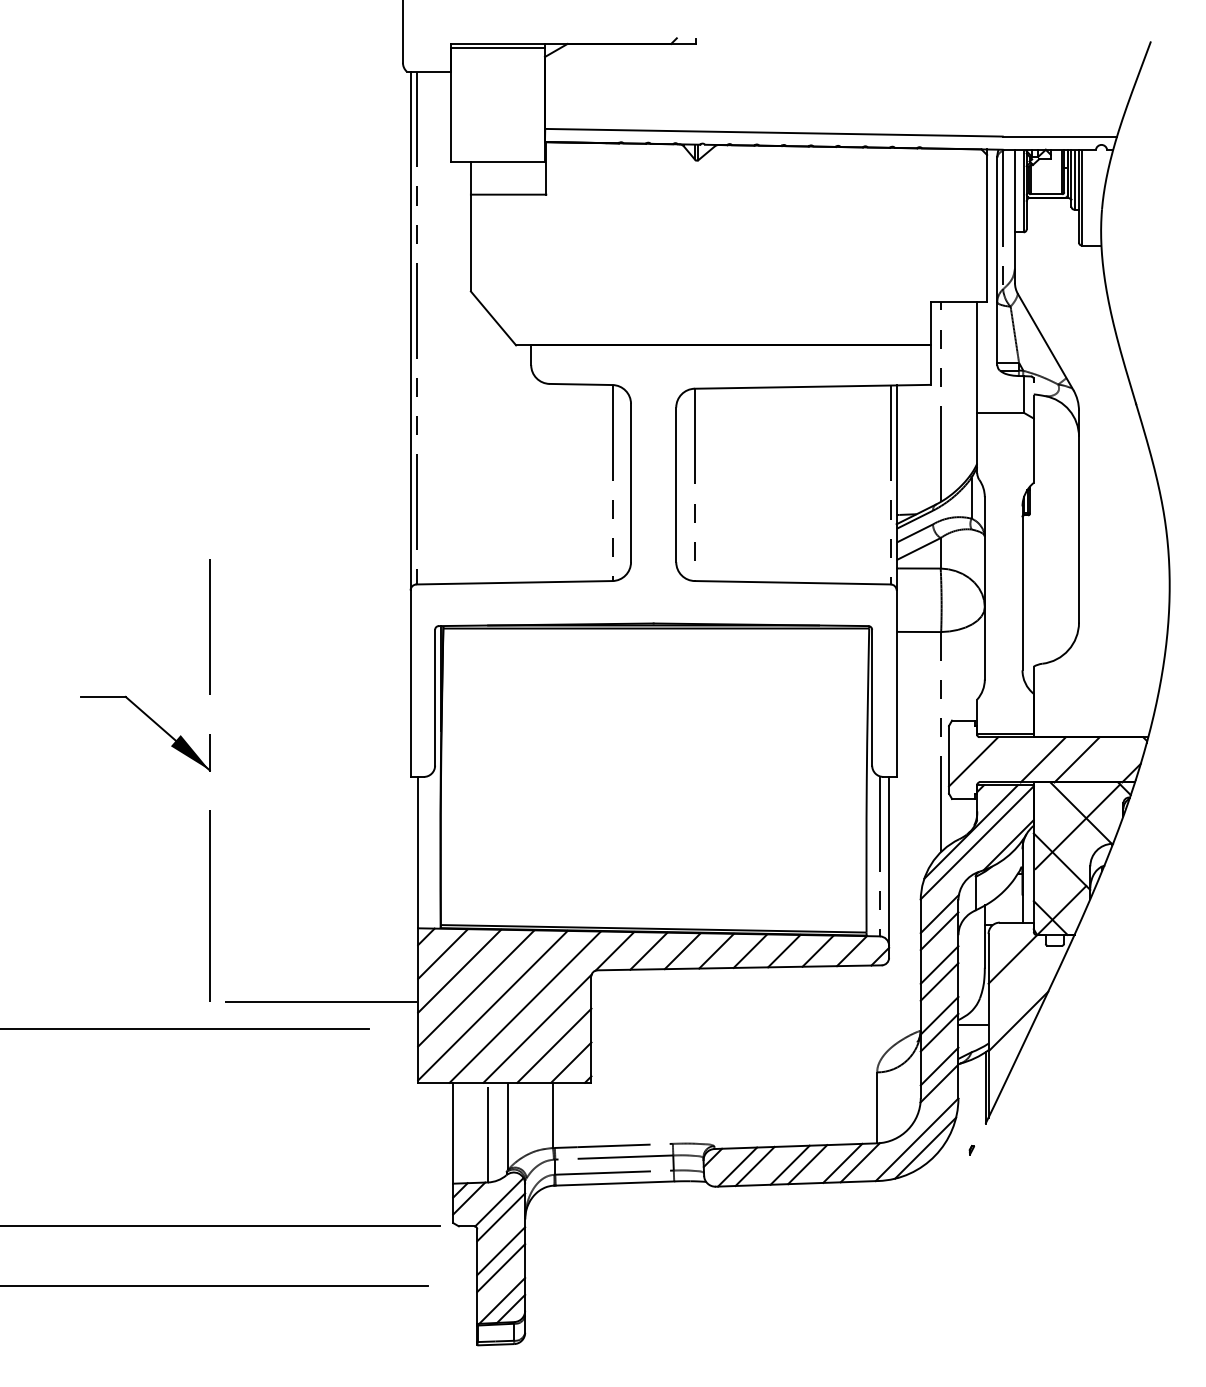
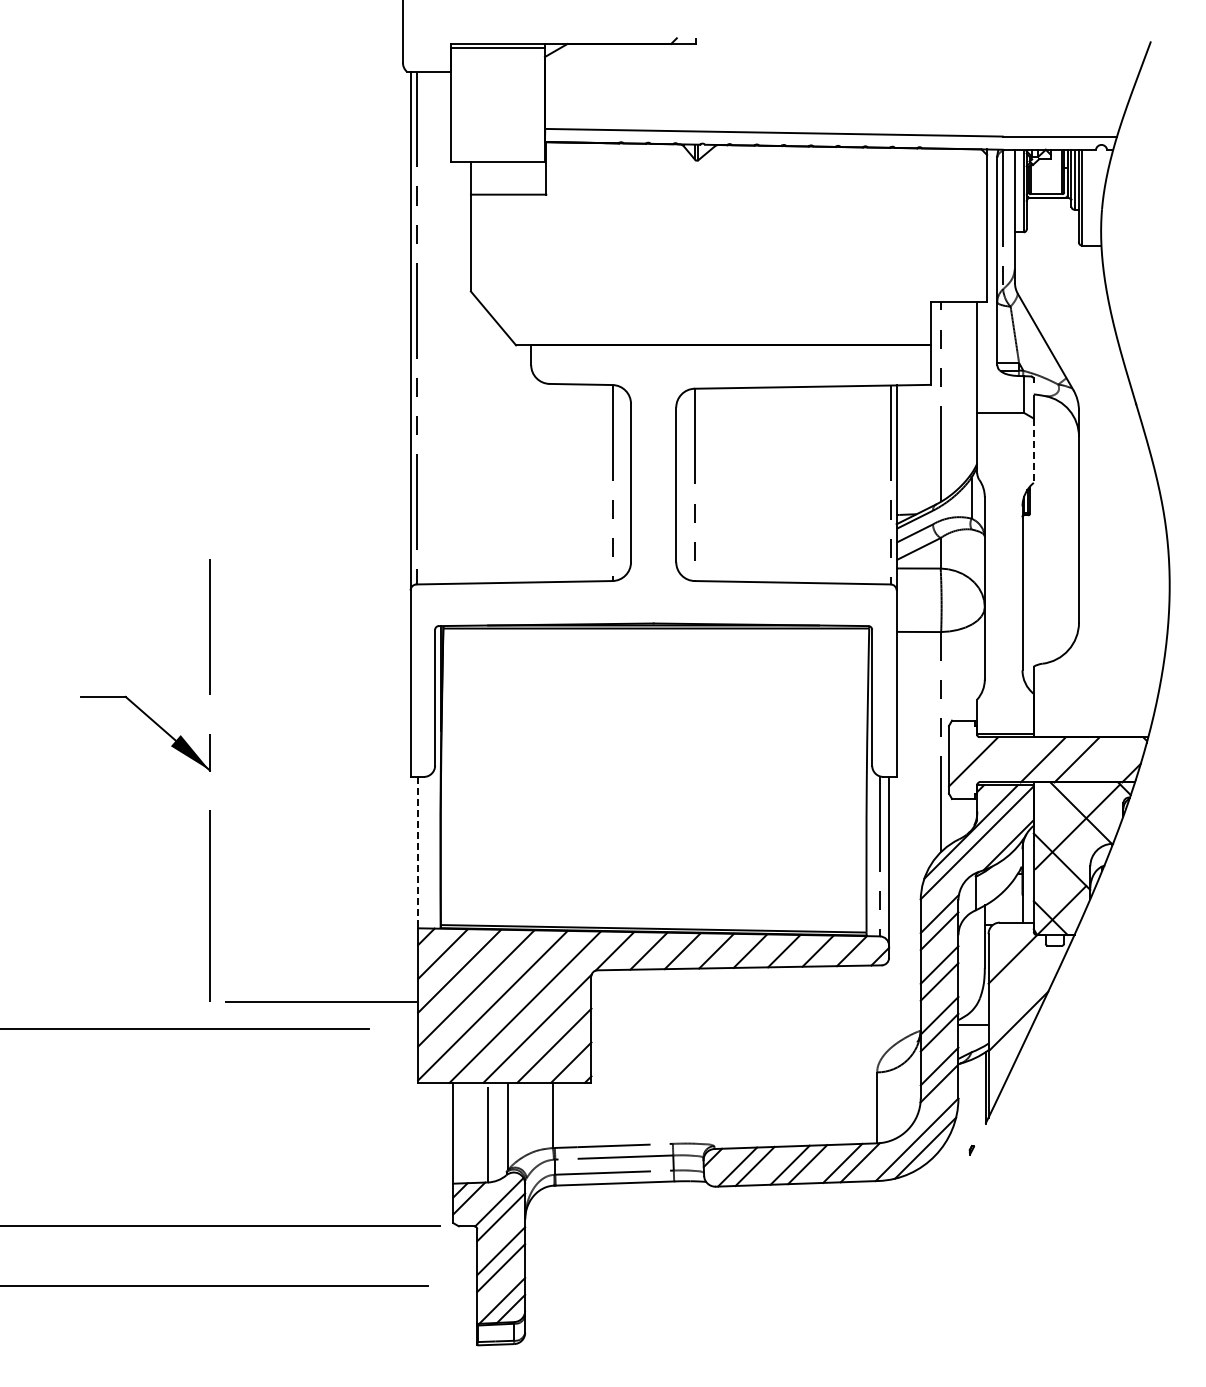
line: solid -> dashed (1033, 451)
line: solid -> dashed (418, 852)
